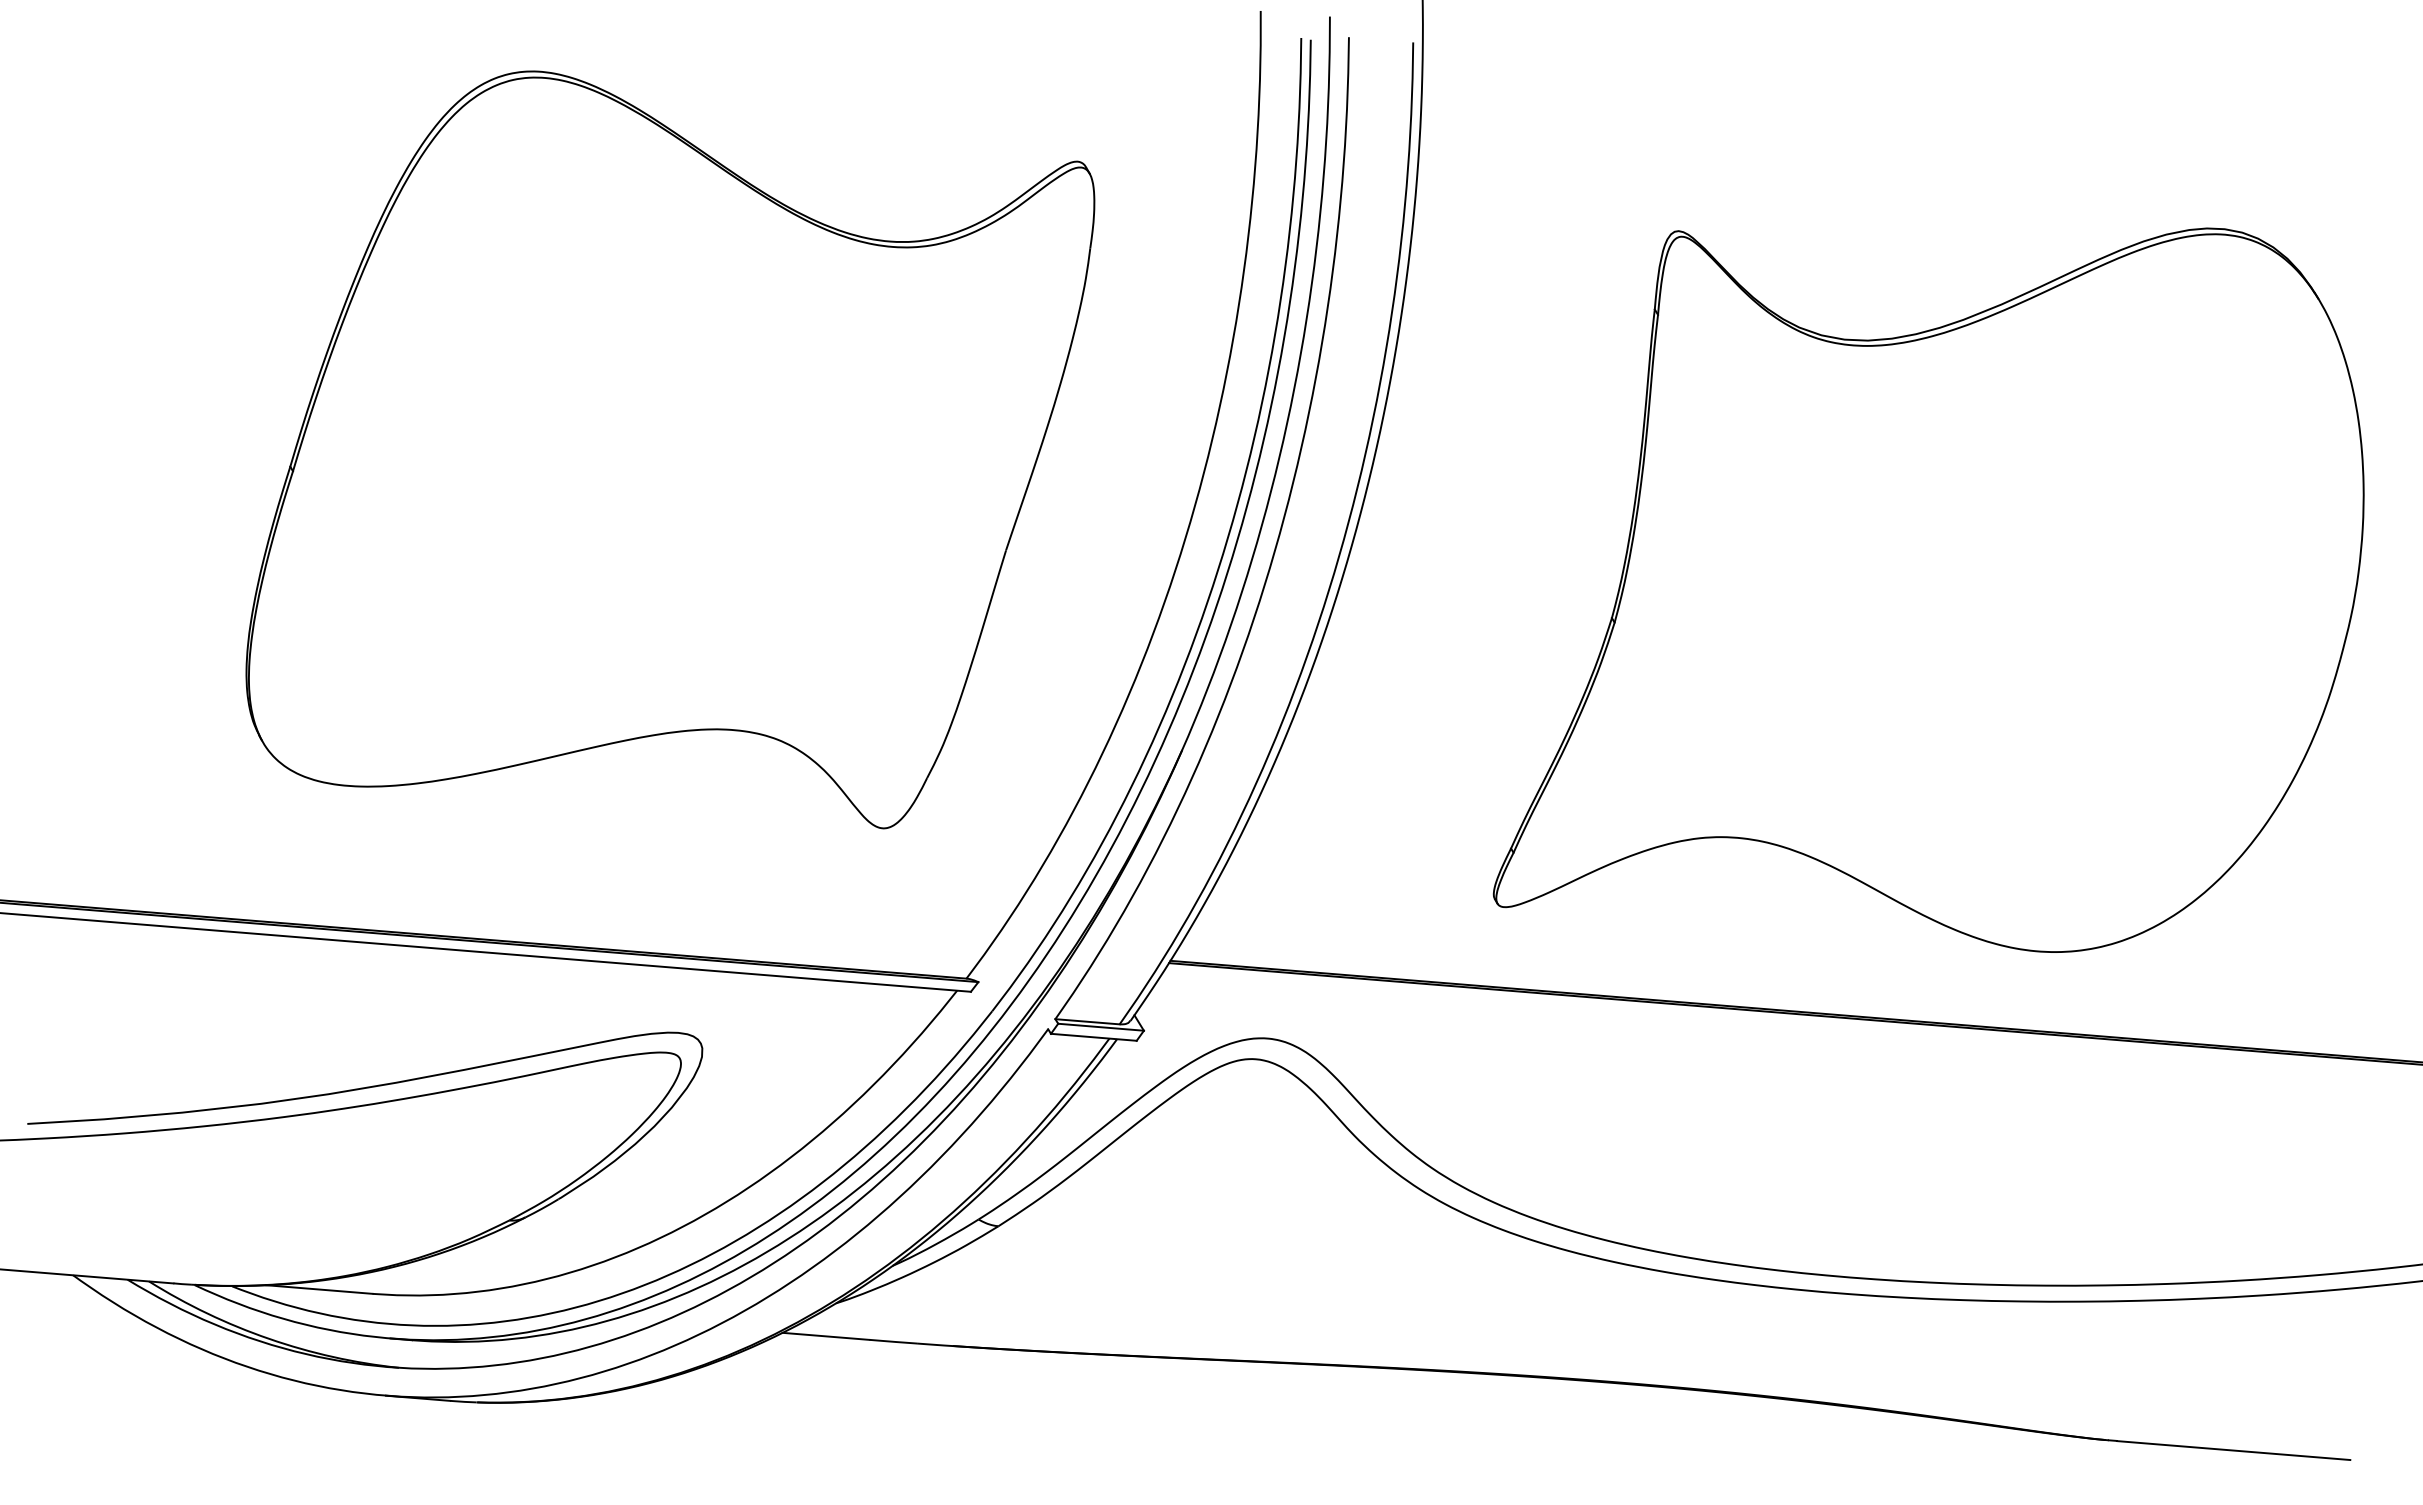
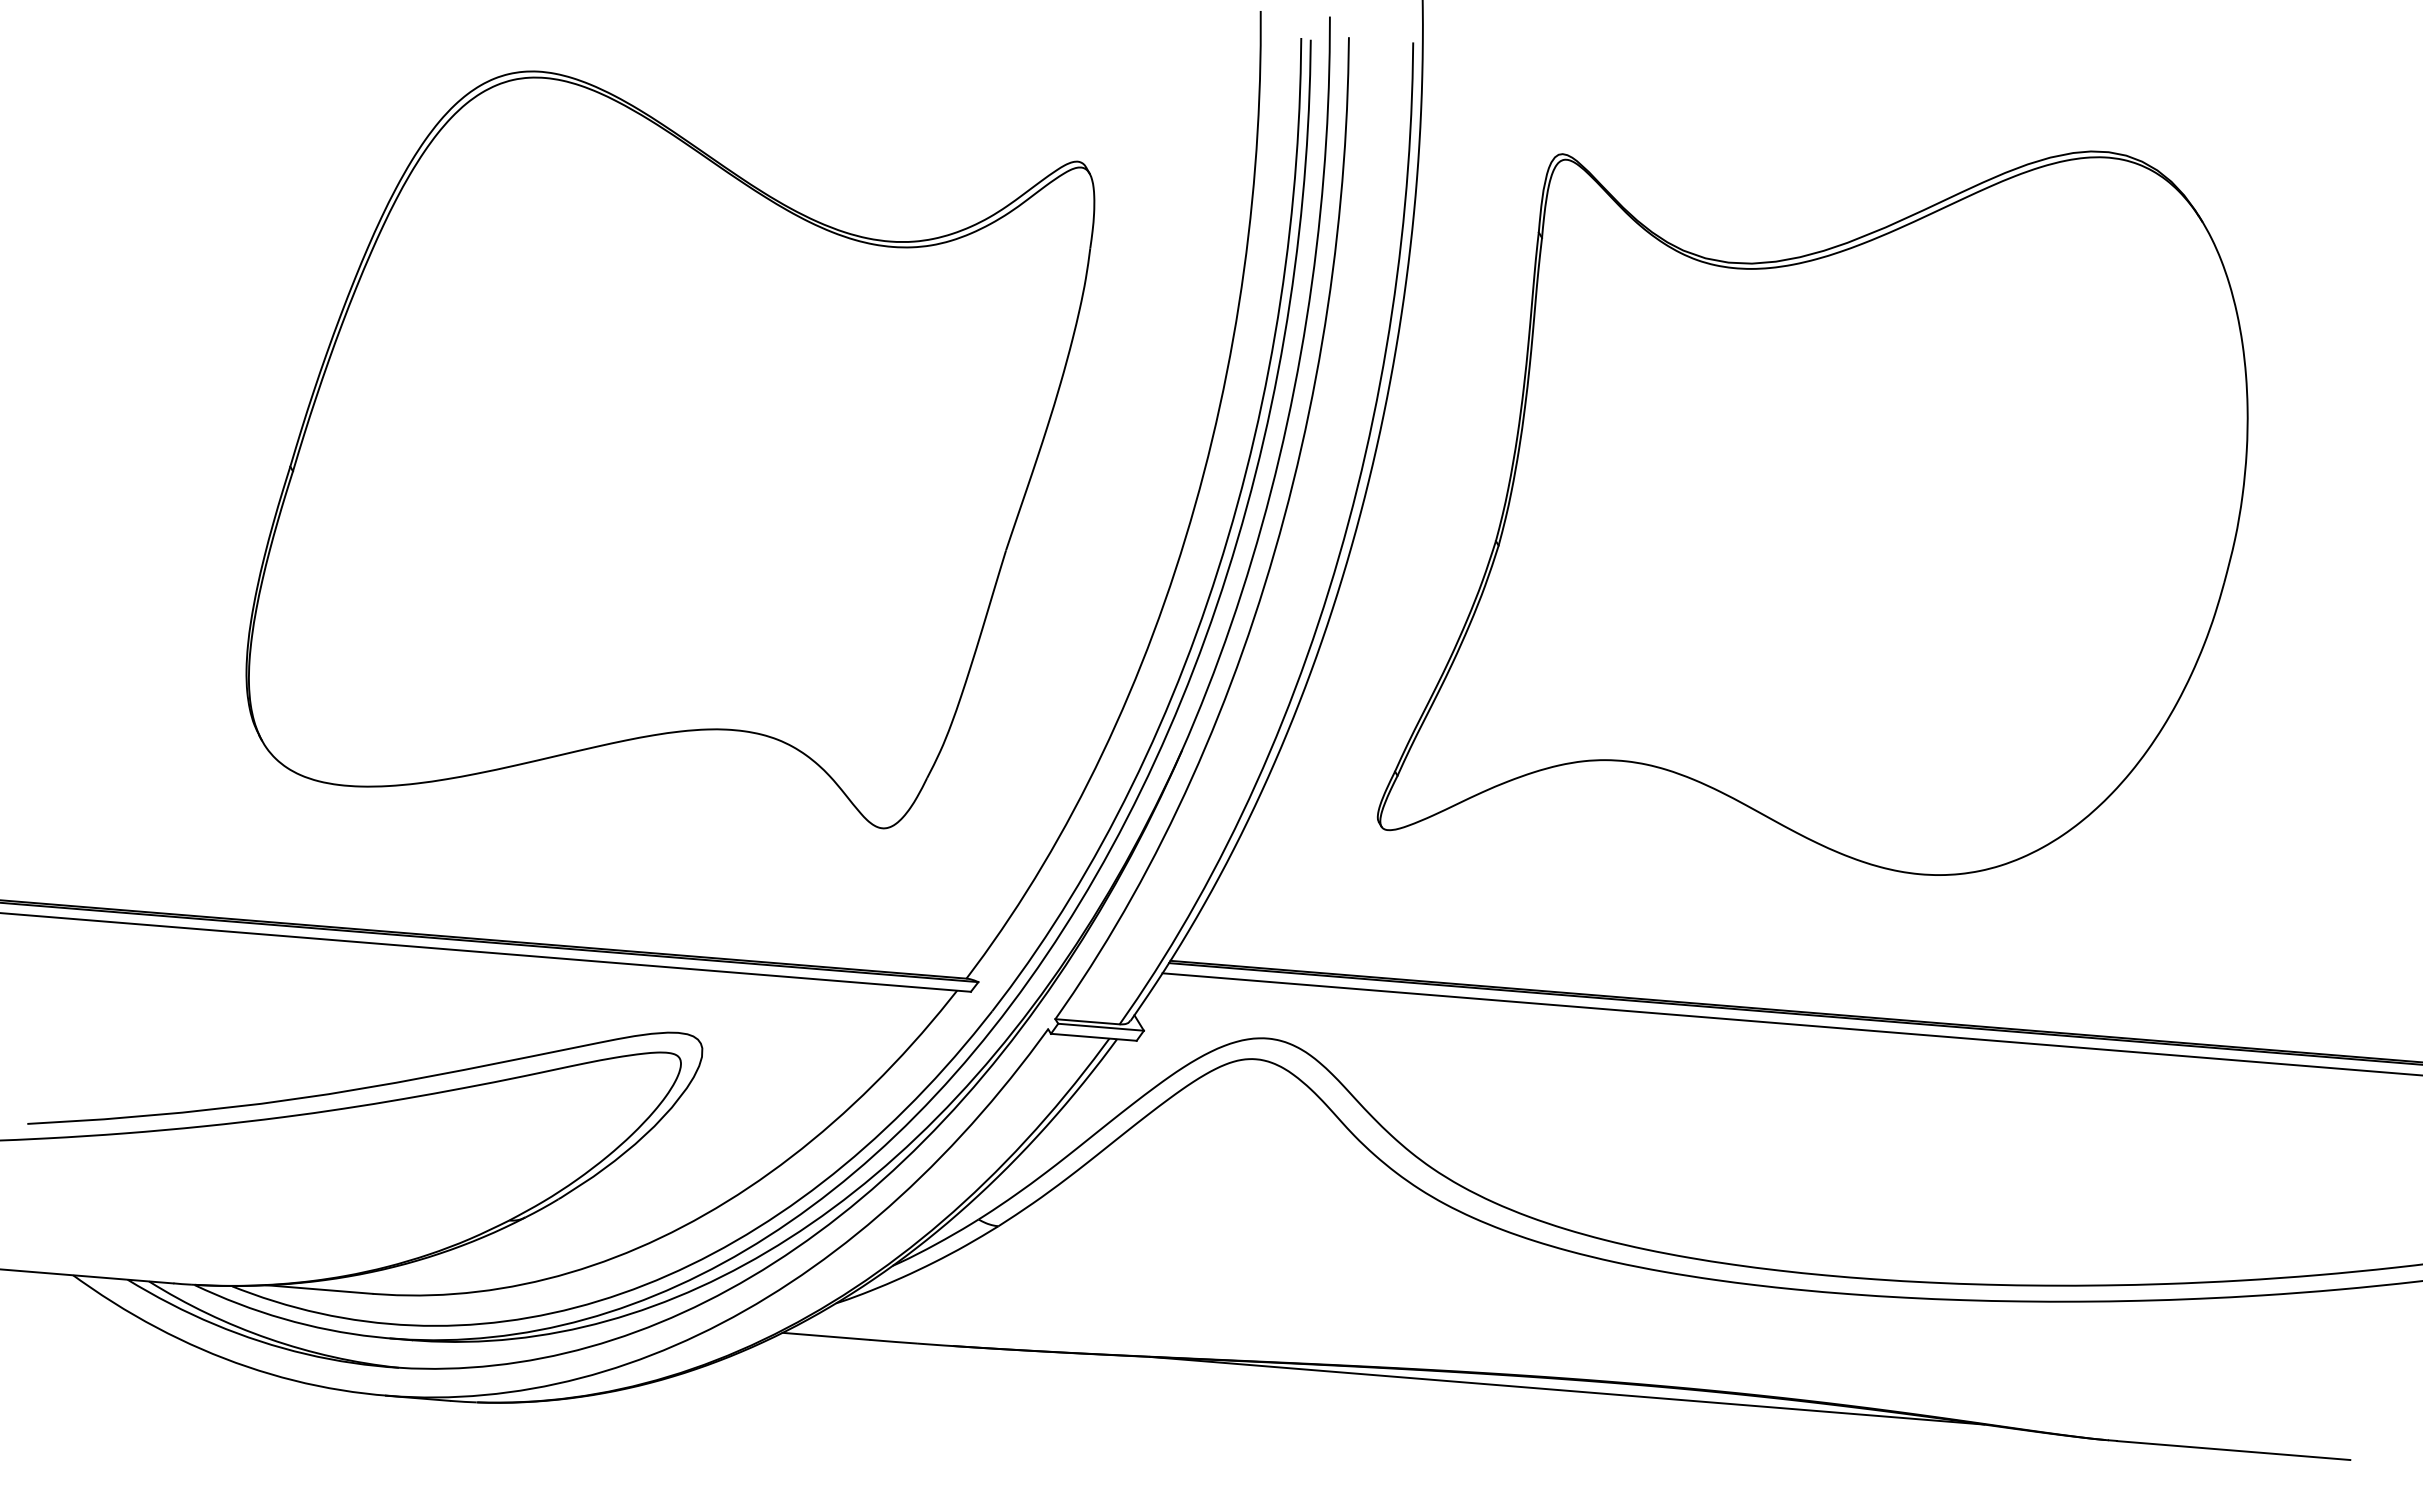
part position: (1928, 589) -> (1812, 512) (1812, 512)
line: none -> present (1790, 1024)
line: none -> present (1566, 1390)
